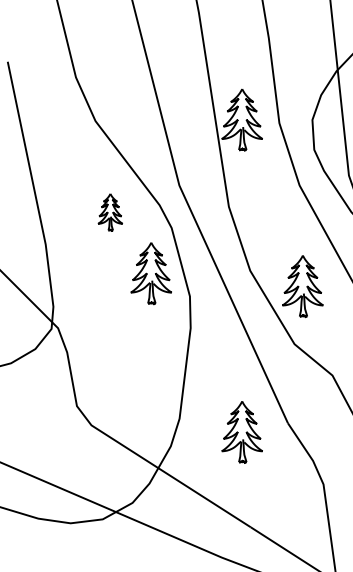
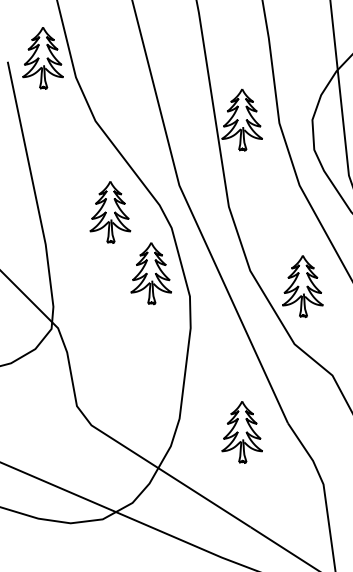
part: none -> present (42, 58)
part size: 26x39 px -> 43x63 px (110, 212)
